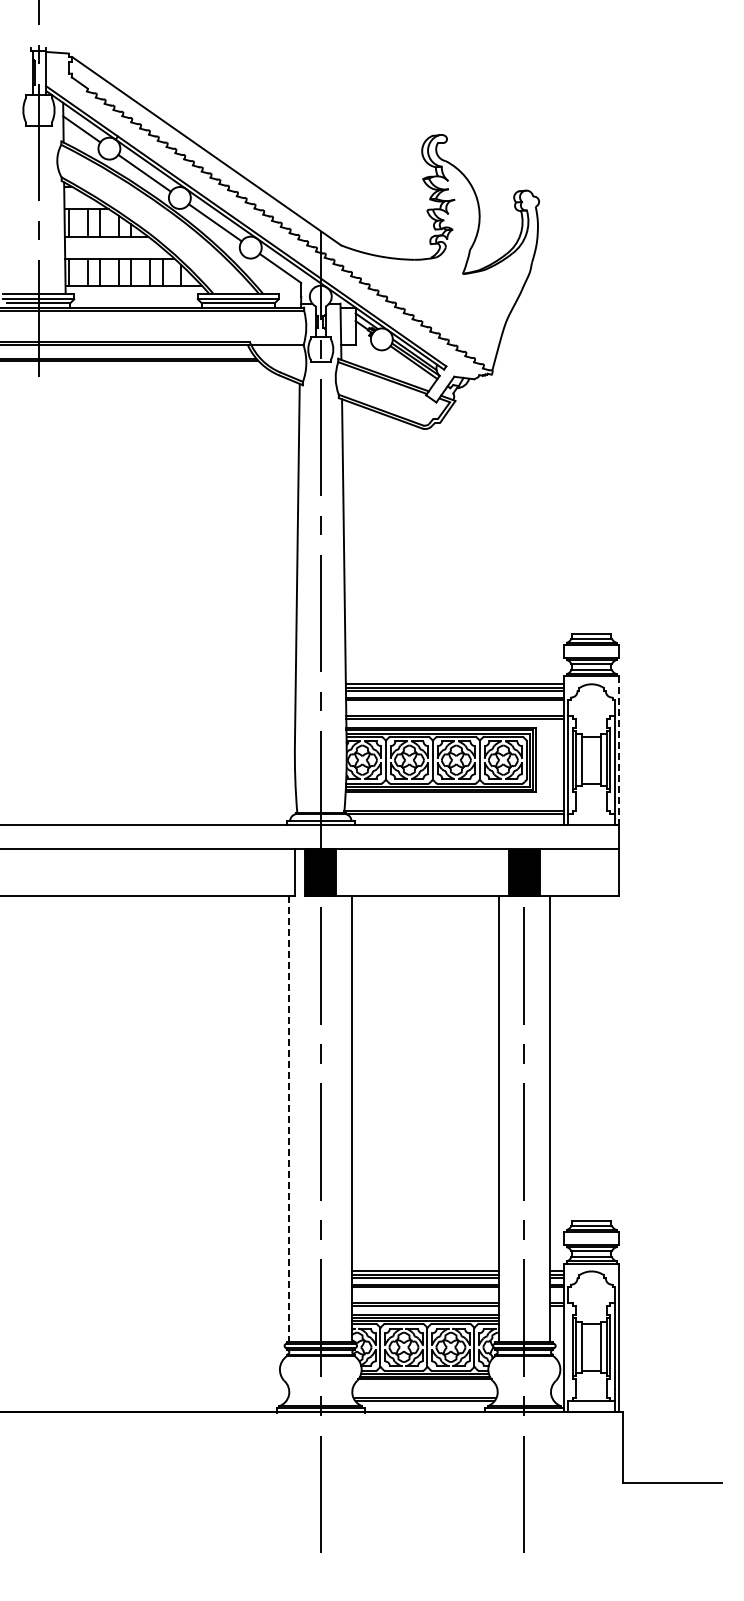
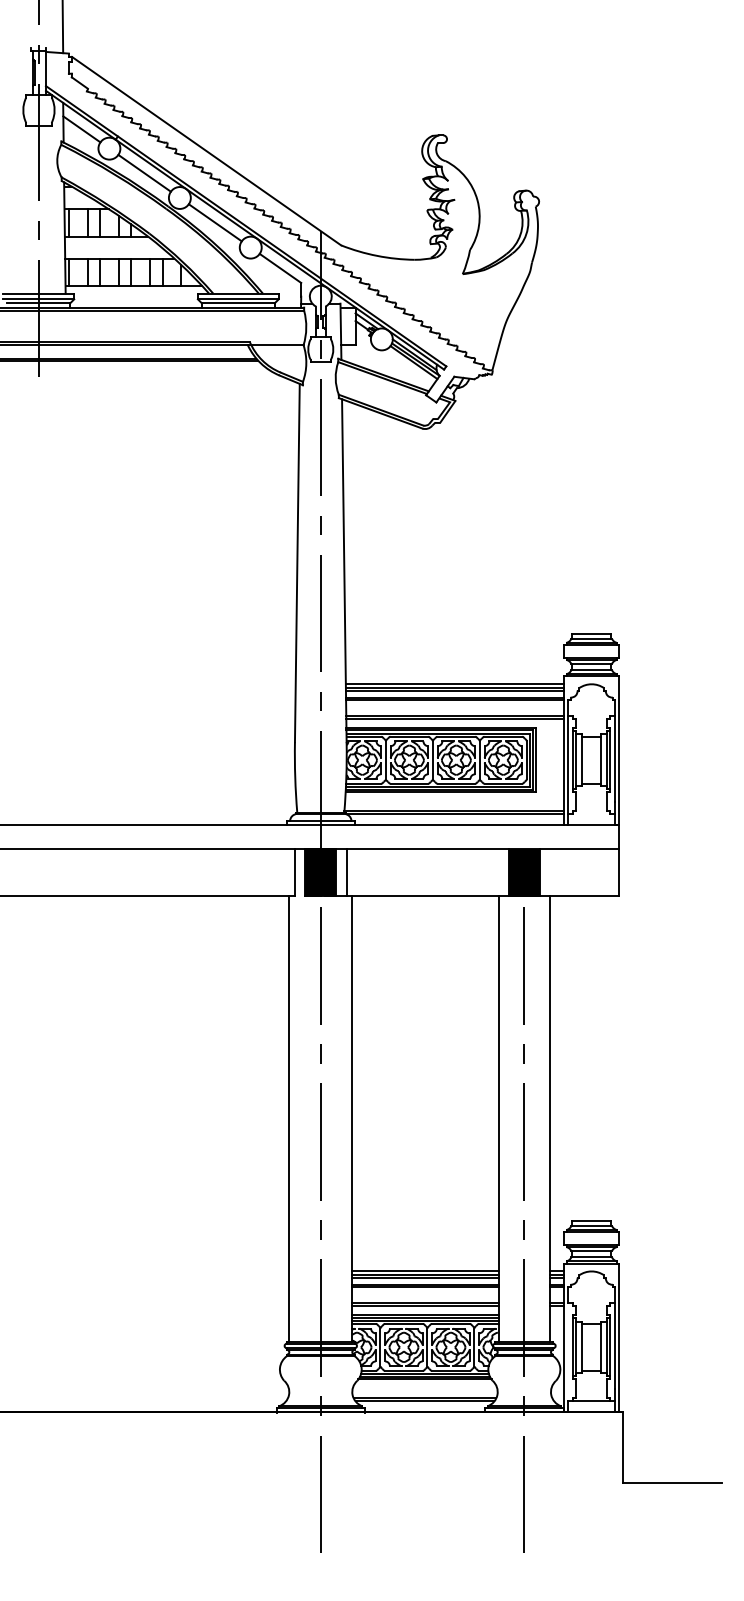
line: none -> present (62, 27)
line: dashed -> solid (619, 751)
line: none -> present (346, 871)
line: dashed -> solid (289, 1119)
